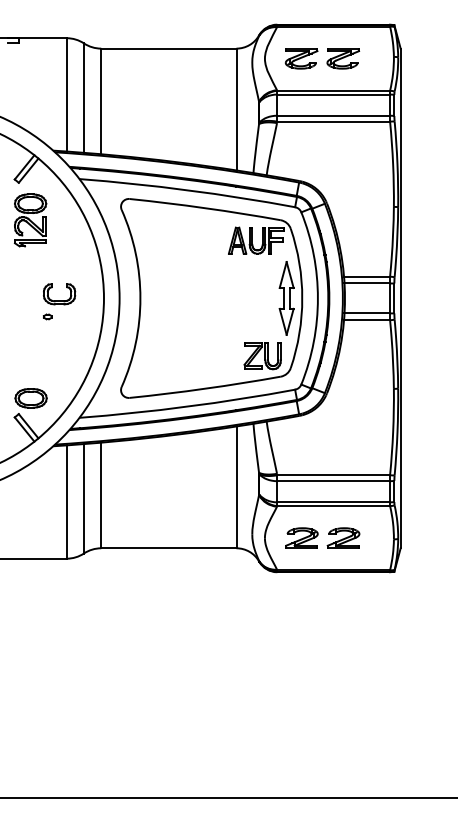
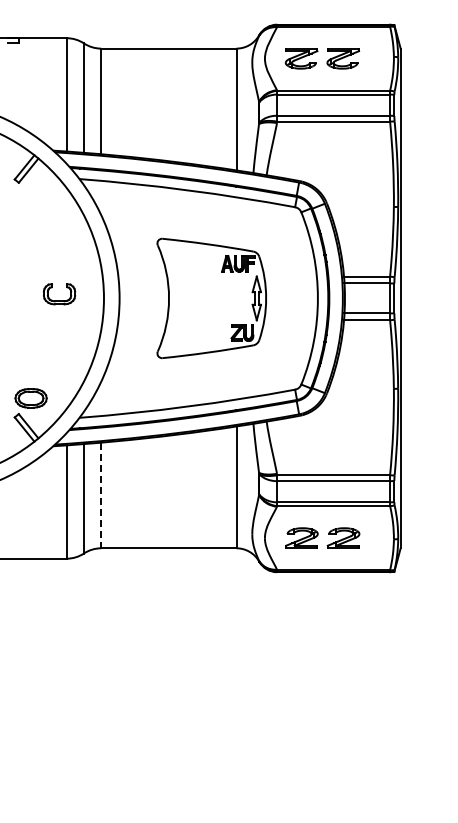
part: present -> none (30, 220)
part size: 184x201 px -> 111x123 px (211, 298)
part: present -> none (47, 316)
line: solid -> dashed (101, 495)
line: present -> none (228, 798)
